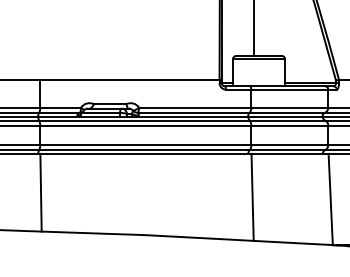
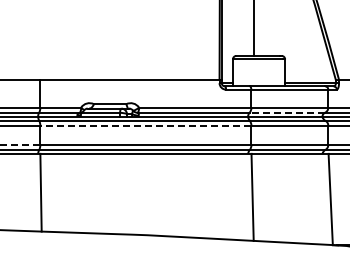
line: solid -> dashed (287, 112)
line: solid -> dashed (145, 125)
line: solid -> dashed (20, 144)
